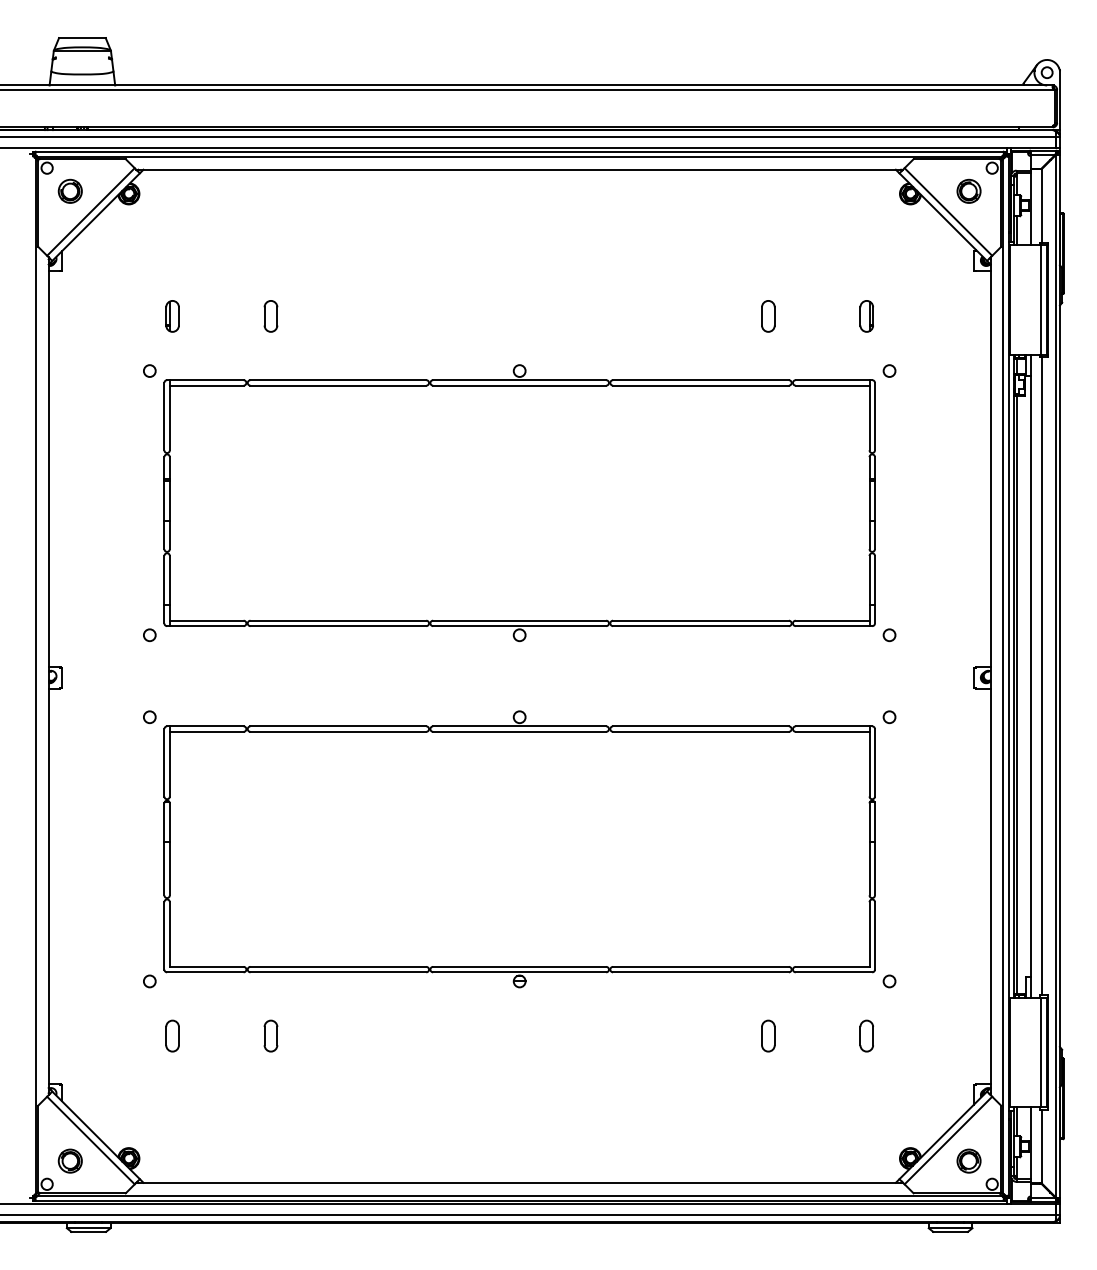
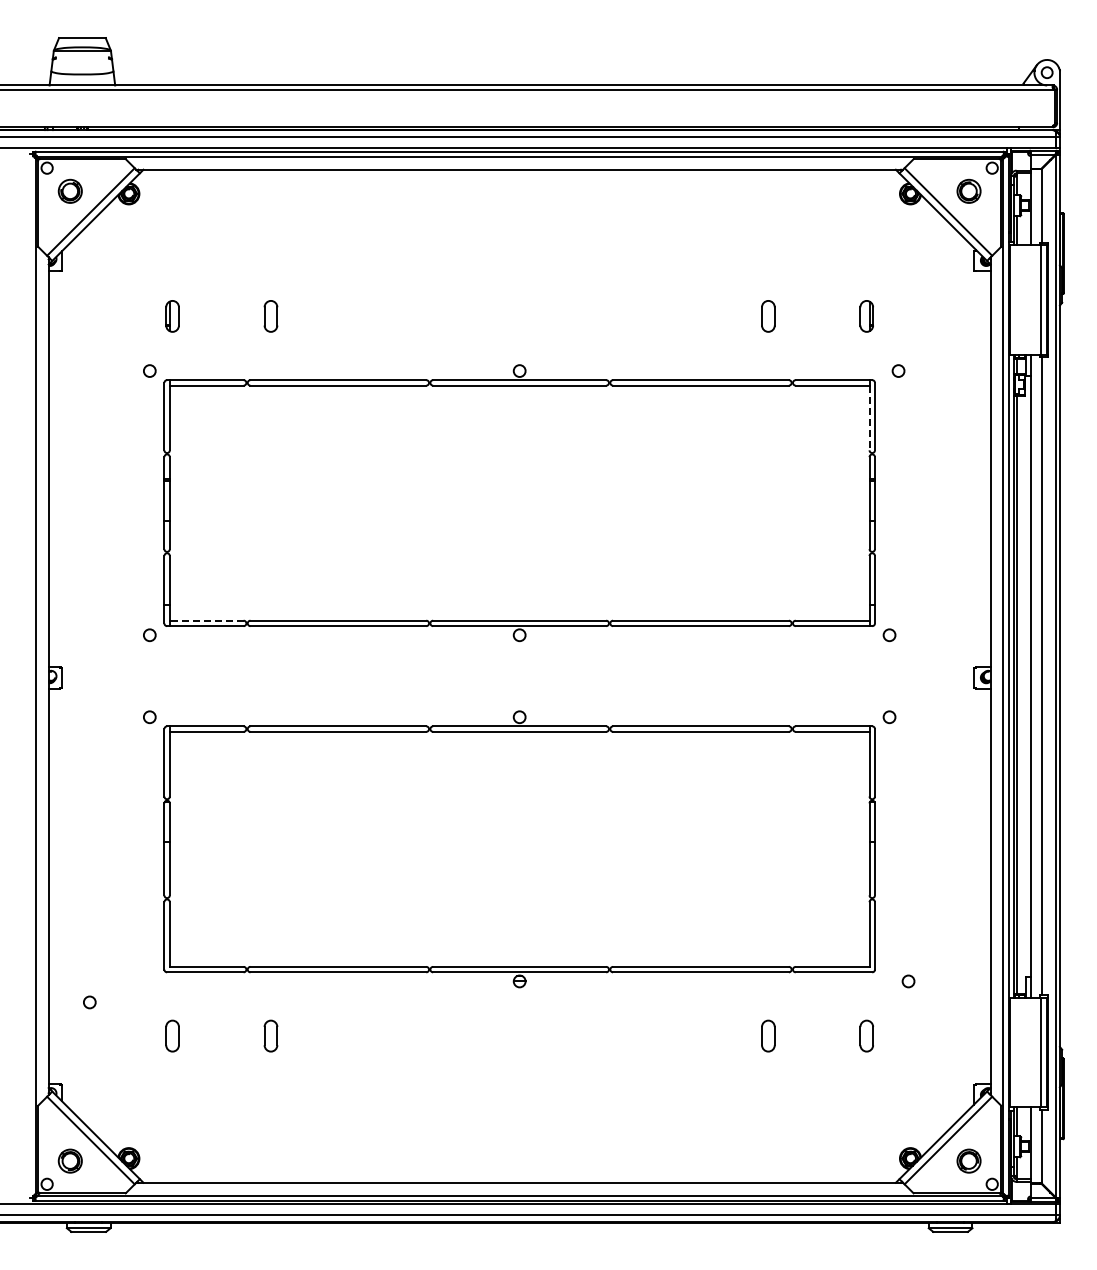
circle position: (889, 370) -> (898, 370) (898, 370)
line: solid -> dashed (869, 418)
line: solid -> dashed (206, 620)
circle position: (149, 981) -> (89, 1002) (89, 1002)
circle position: (889, 981) -> (908, 981) (908, 981)
